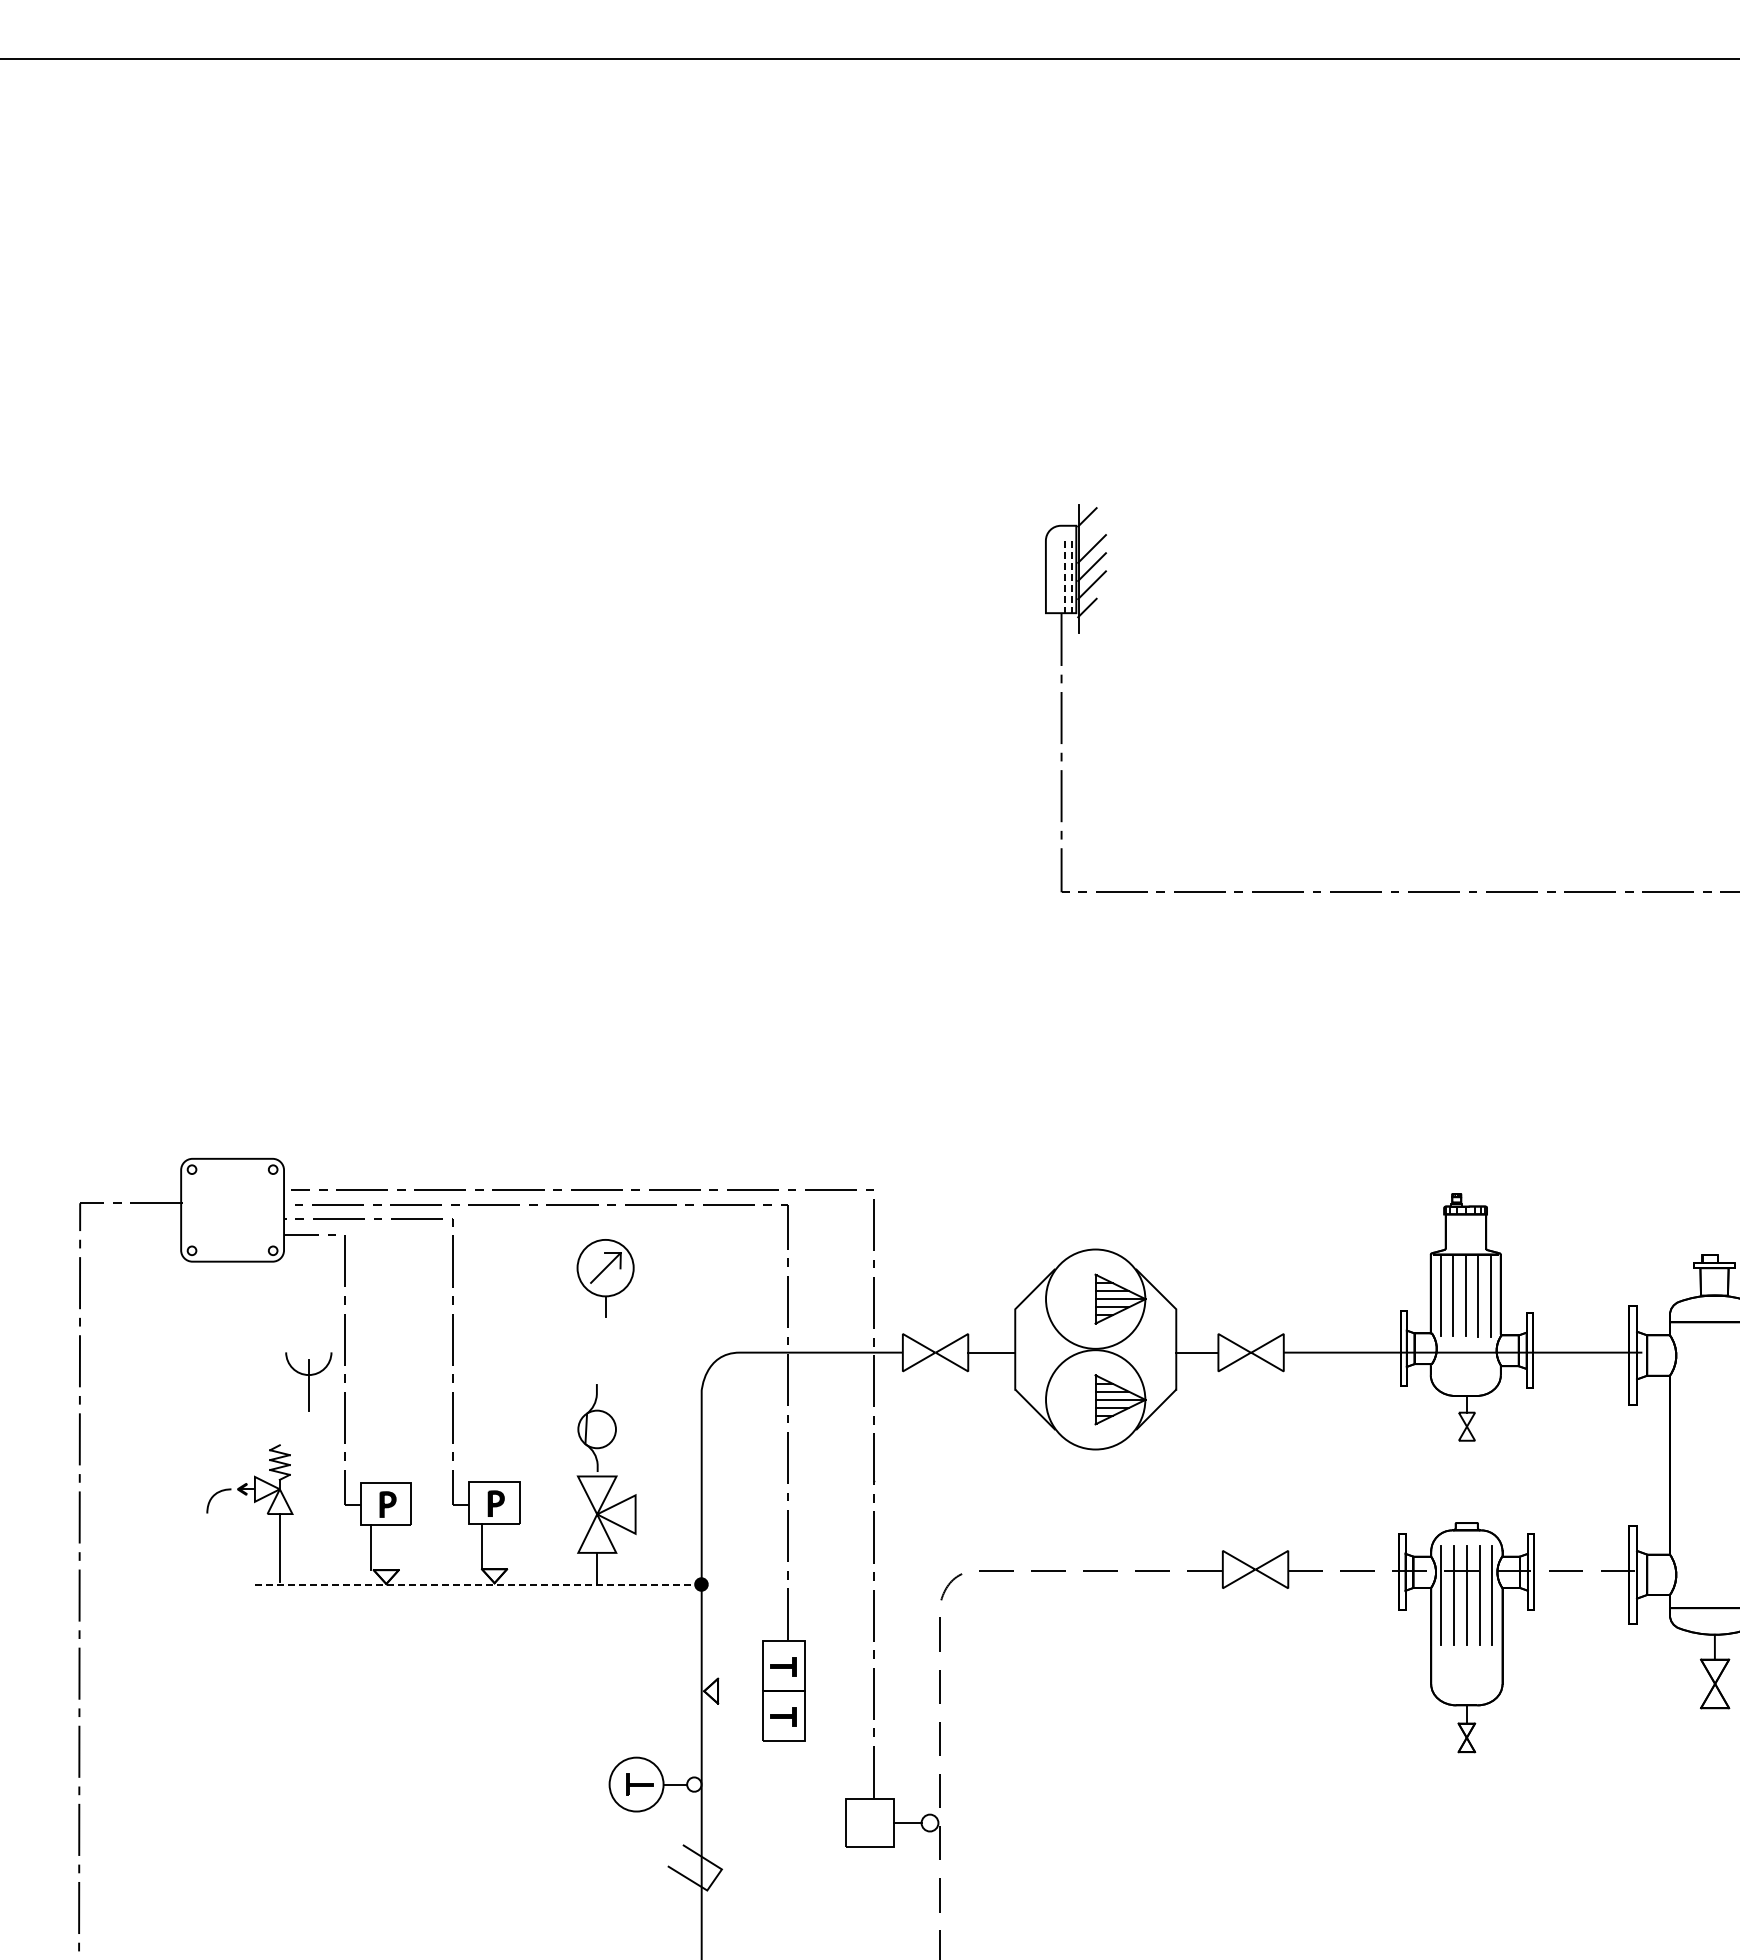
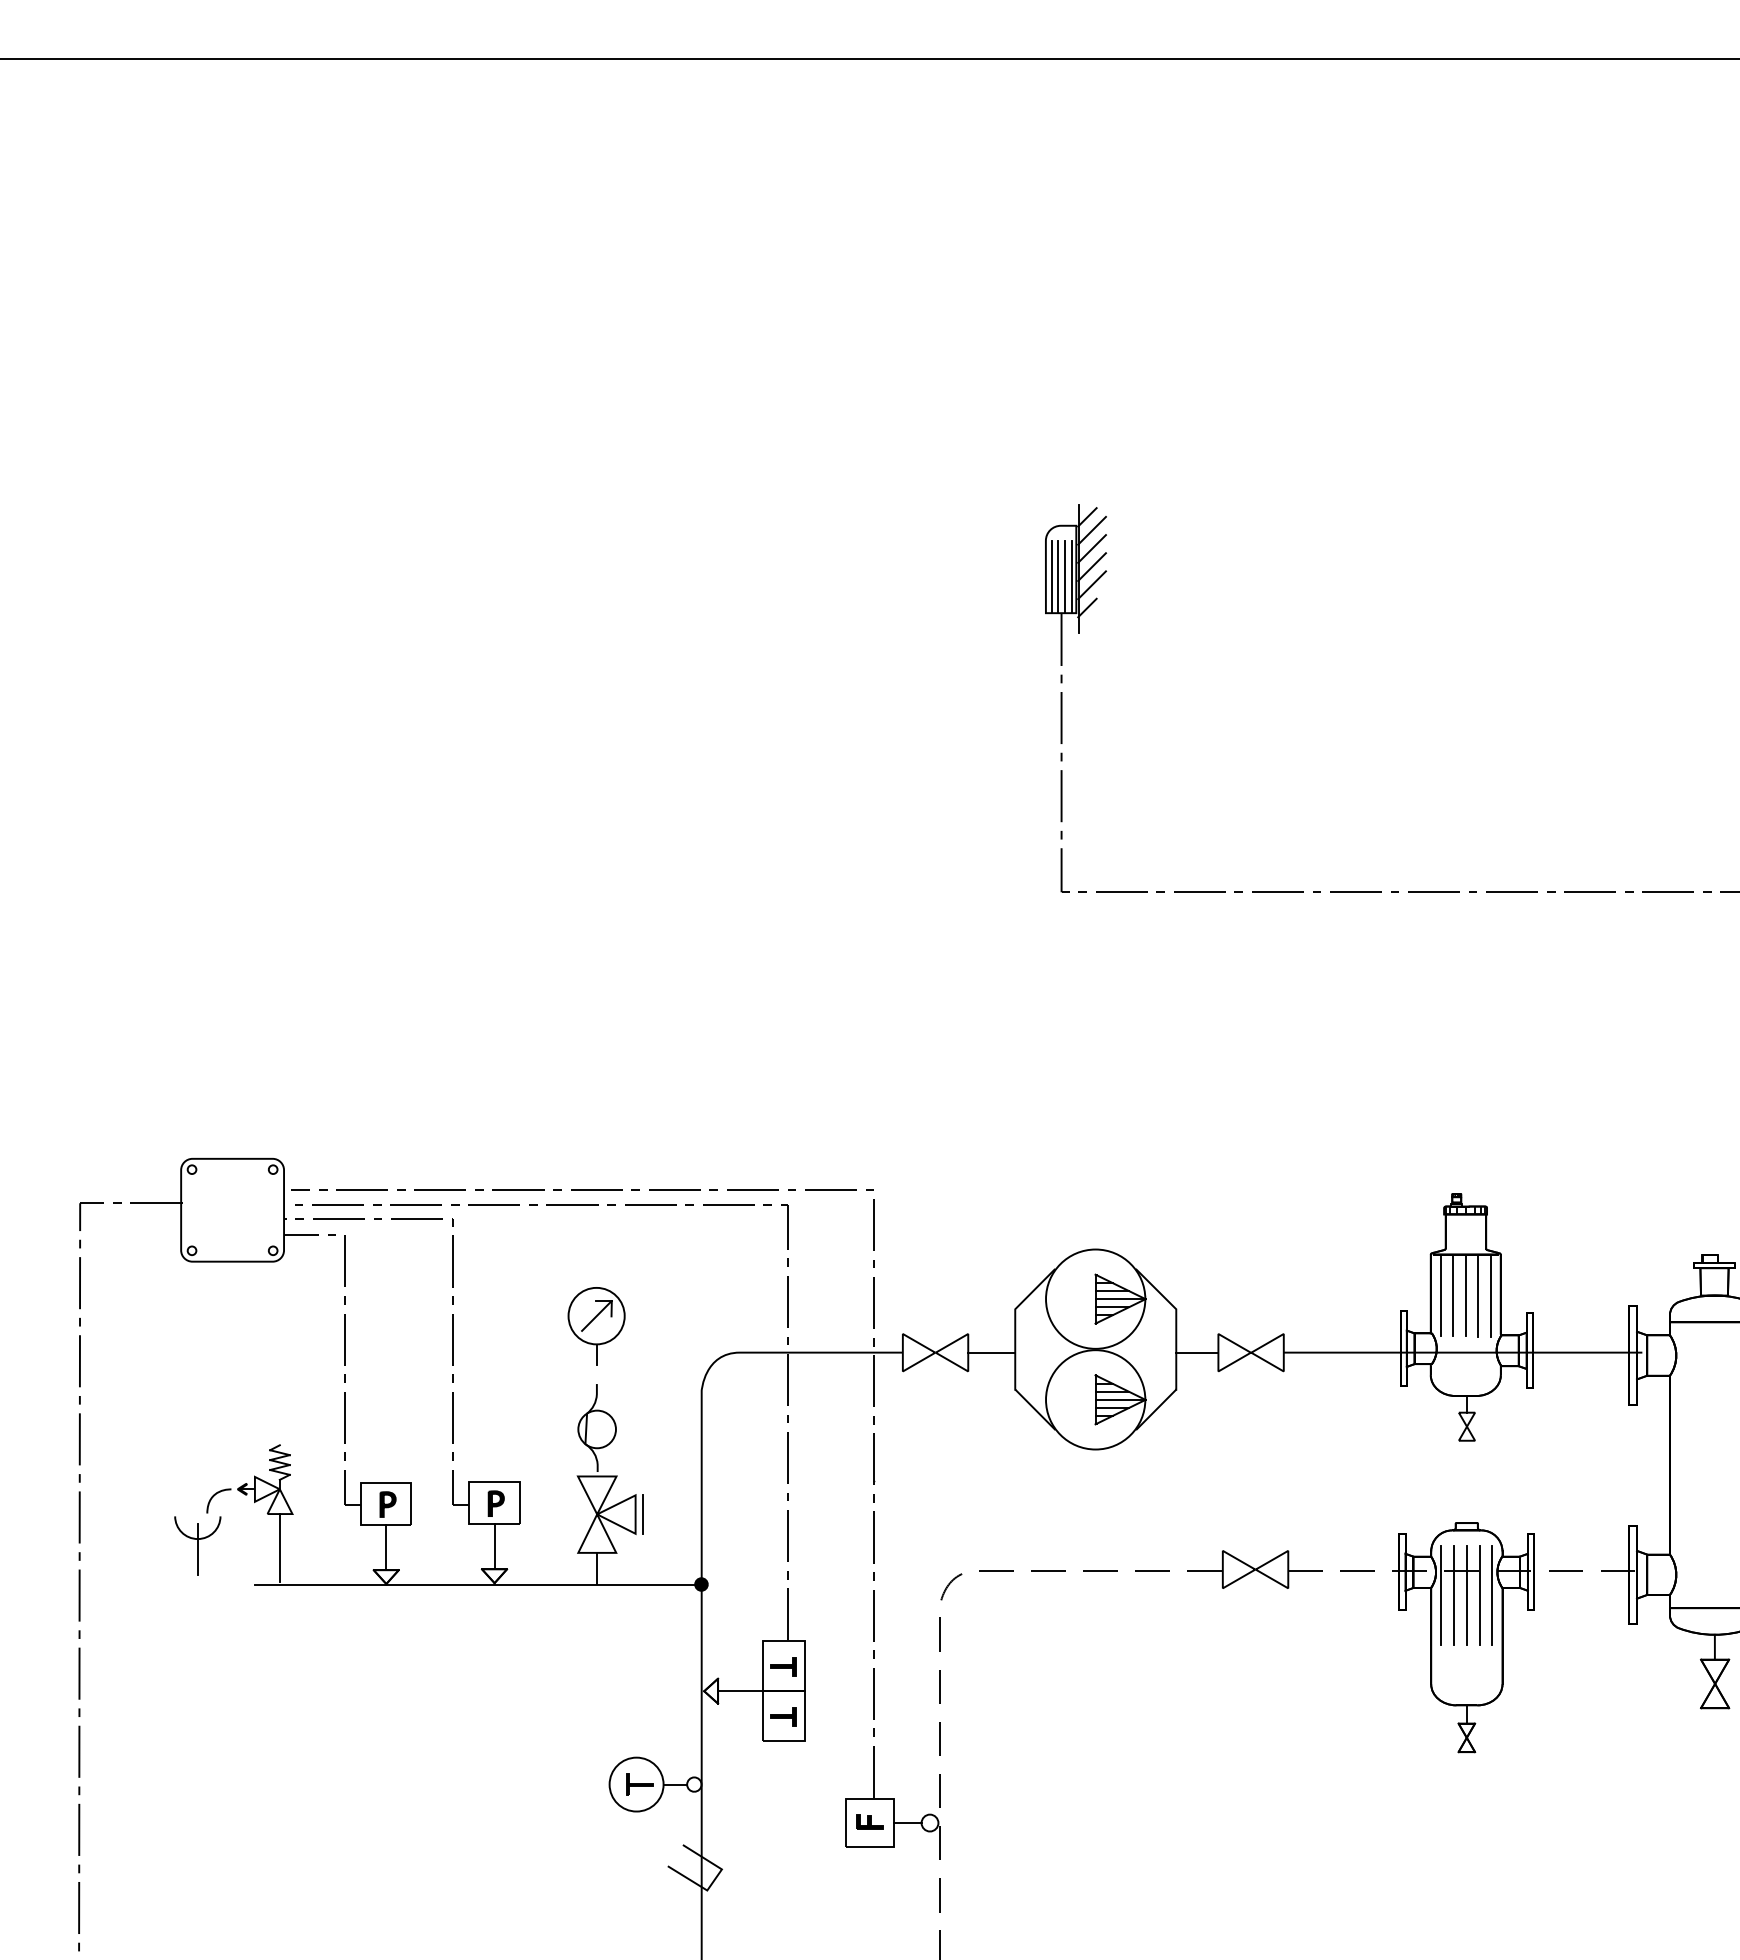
line: none -> present (1091, 530)
line: none -> present (1051, 576)
line: none -> present (1058, 576)
line: dashed -> solid (1064, 577)
line: dashed -> solid (1071, 577)
part position: (605, 1278) -> (596, 1326) (596, 1326)
part position: (308, 1381) -> (197, 1545) (197, 1545)
line: none -> present (642, 1514)
line position: (481, 1546) -> (494, 1546) (494, 1546)
line position: (371, 1547) -> (386, 1547) (386, 1547)
line: dashed -> solid (477, 1584)
line: none -> present (740, 1691)
part: none -> present (869, 1821)
